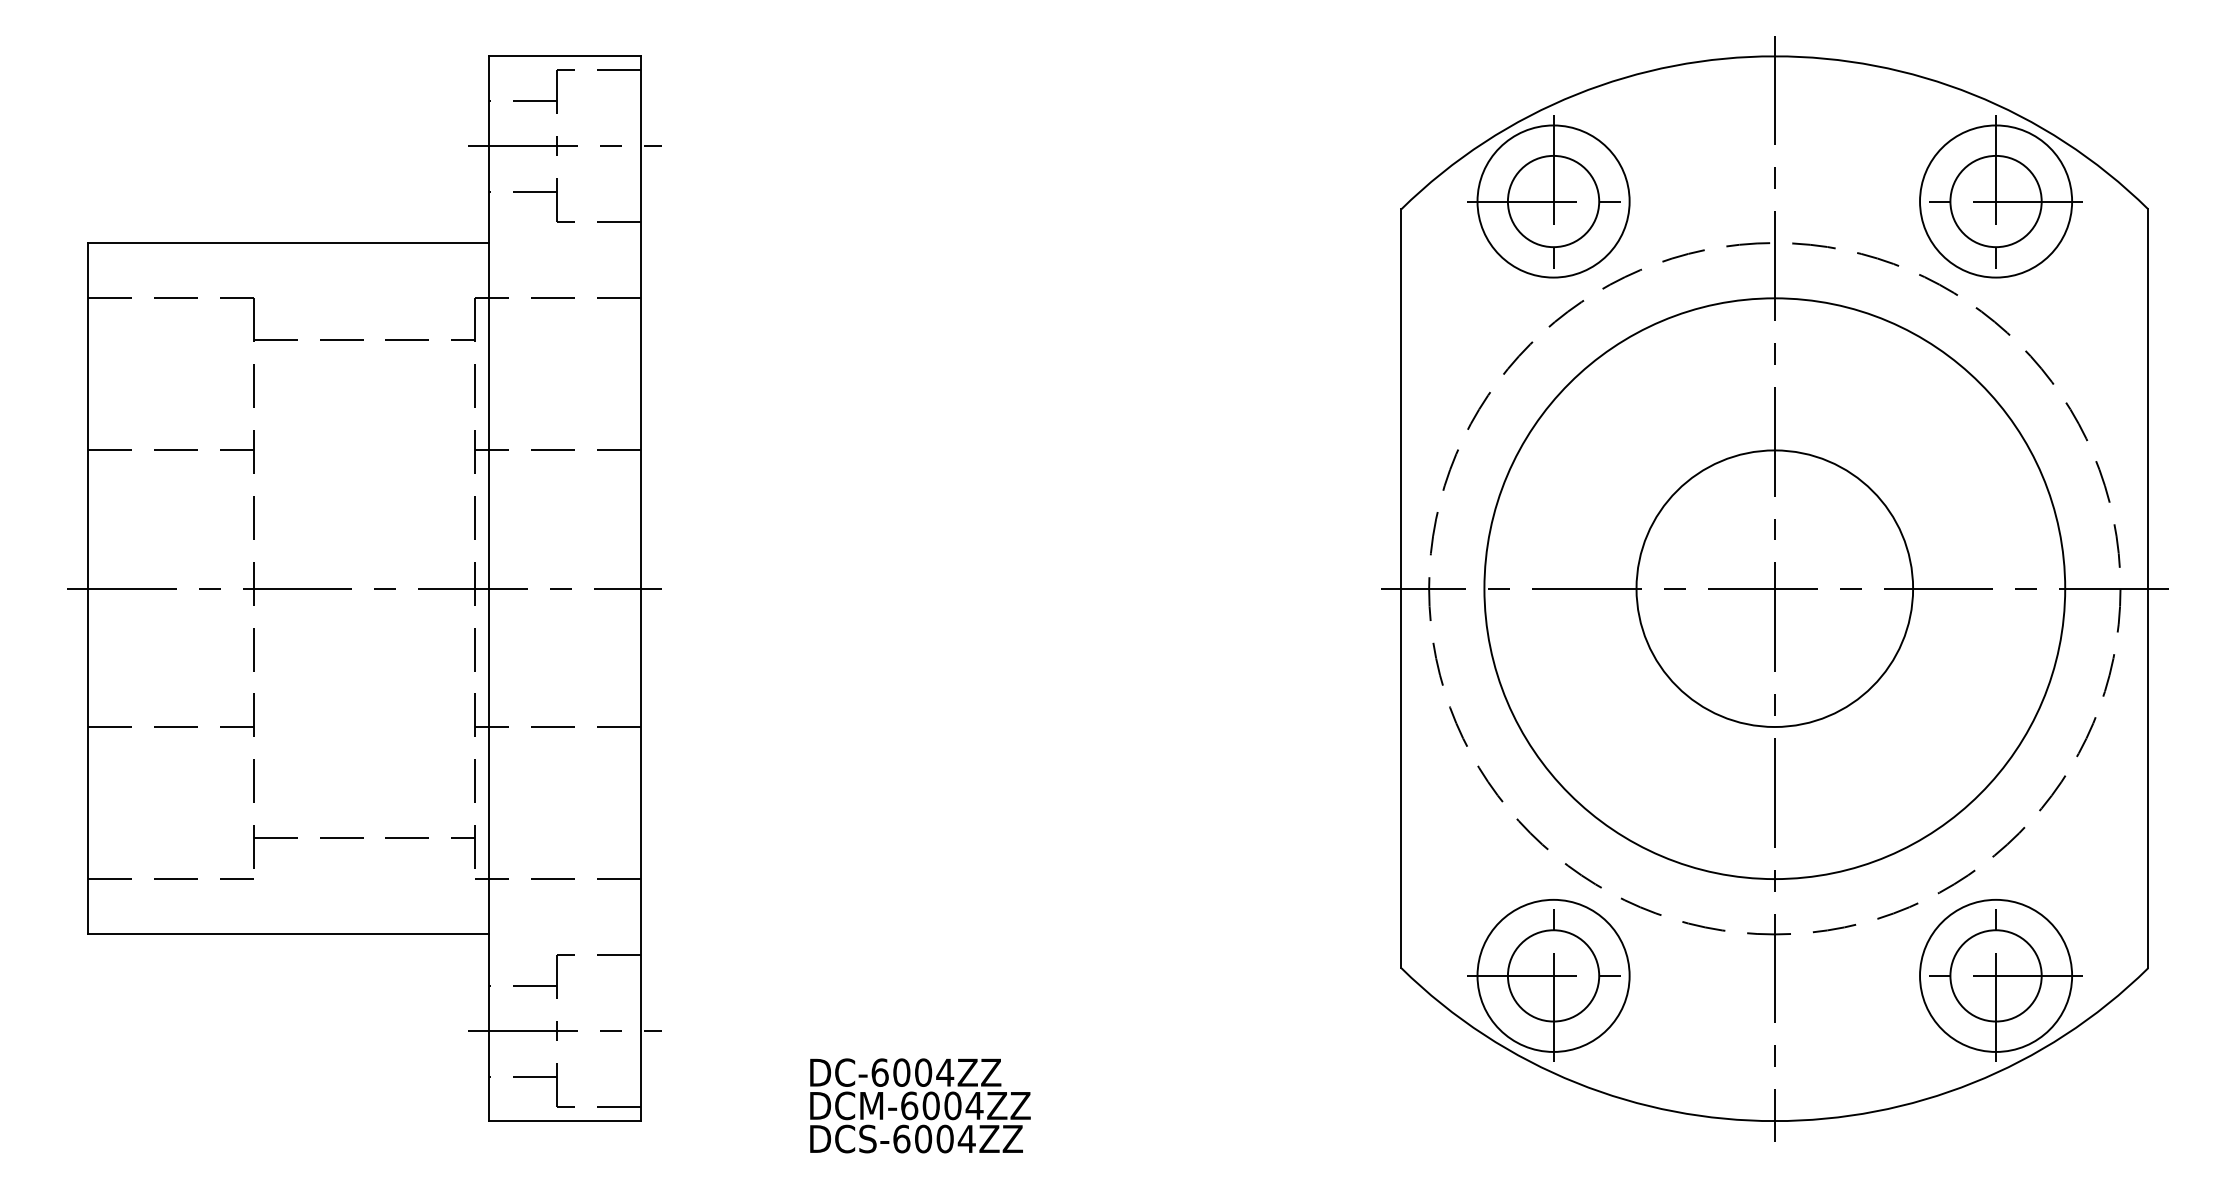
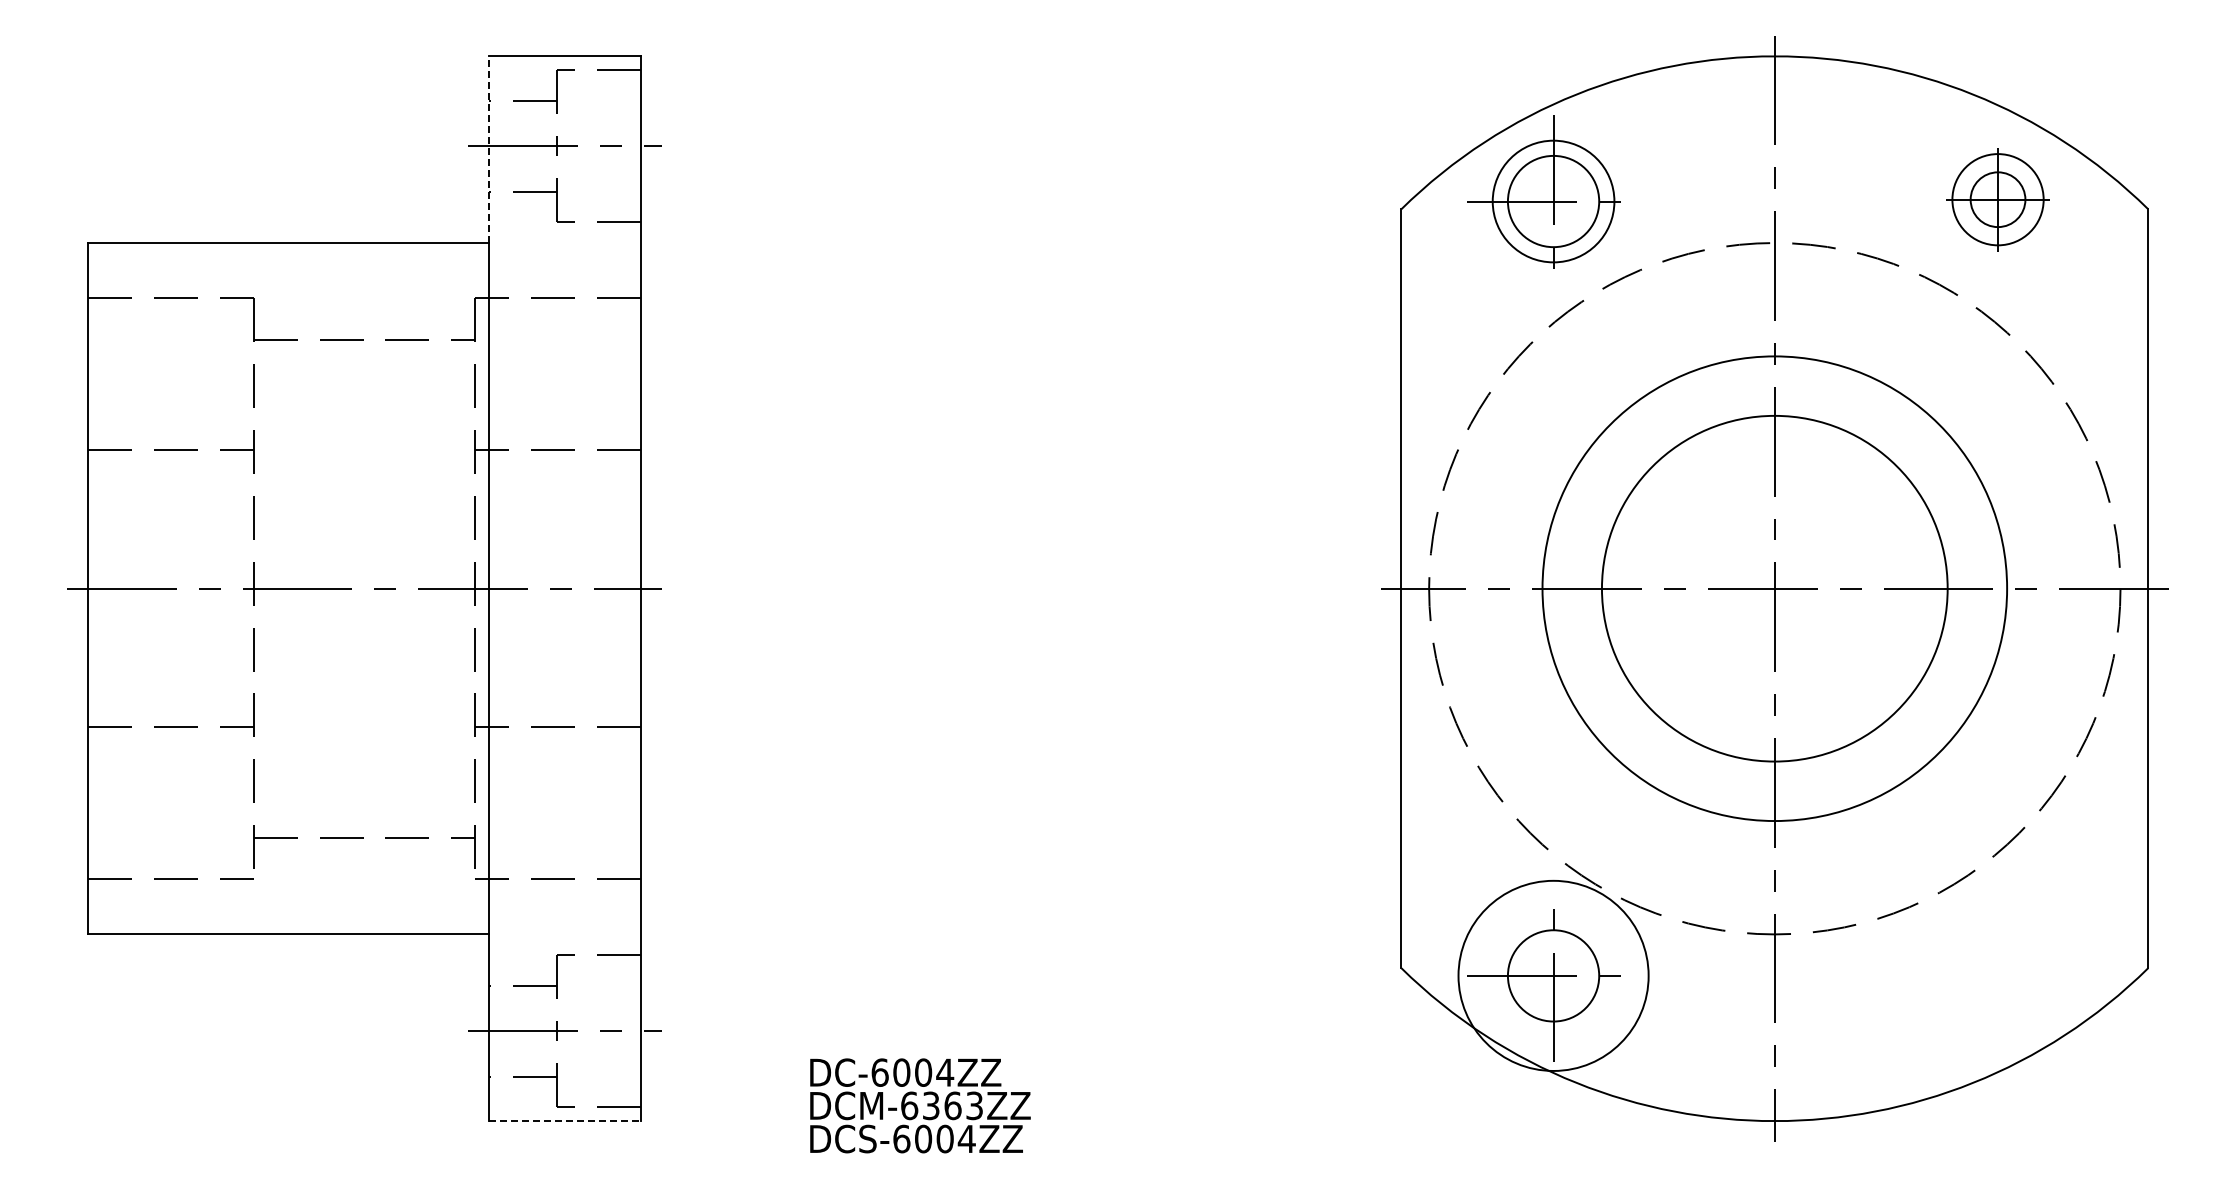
line: solid -> dashed (488, 149)
part size: 164x164 px -> 104x104 px (1997, 199)
circle diameter: 152 px -> 122 px (1553, 201)
circle diameter: 277 px -> 346 px (1774, 588)
circle diameter: 581 px -> 465 px (1774, 588)
circle diameter: 152 px -> 190 px (1553, 975)
part: present -> none (2000, 980)
text: DCM-6004ZZ -> DCM-6363ZZ (952, 1105)
line: solid -> dashed (565, 1121)
